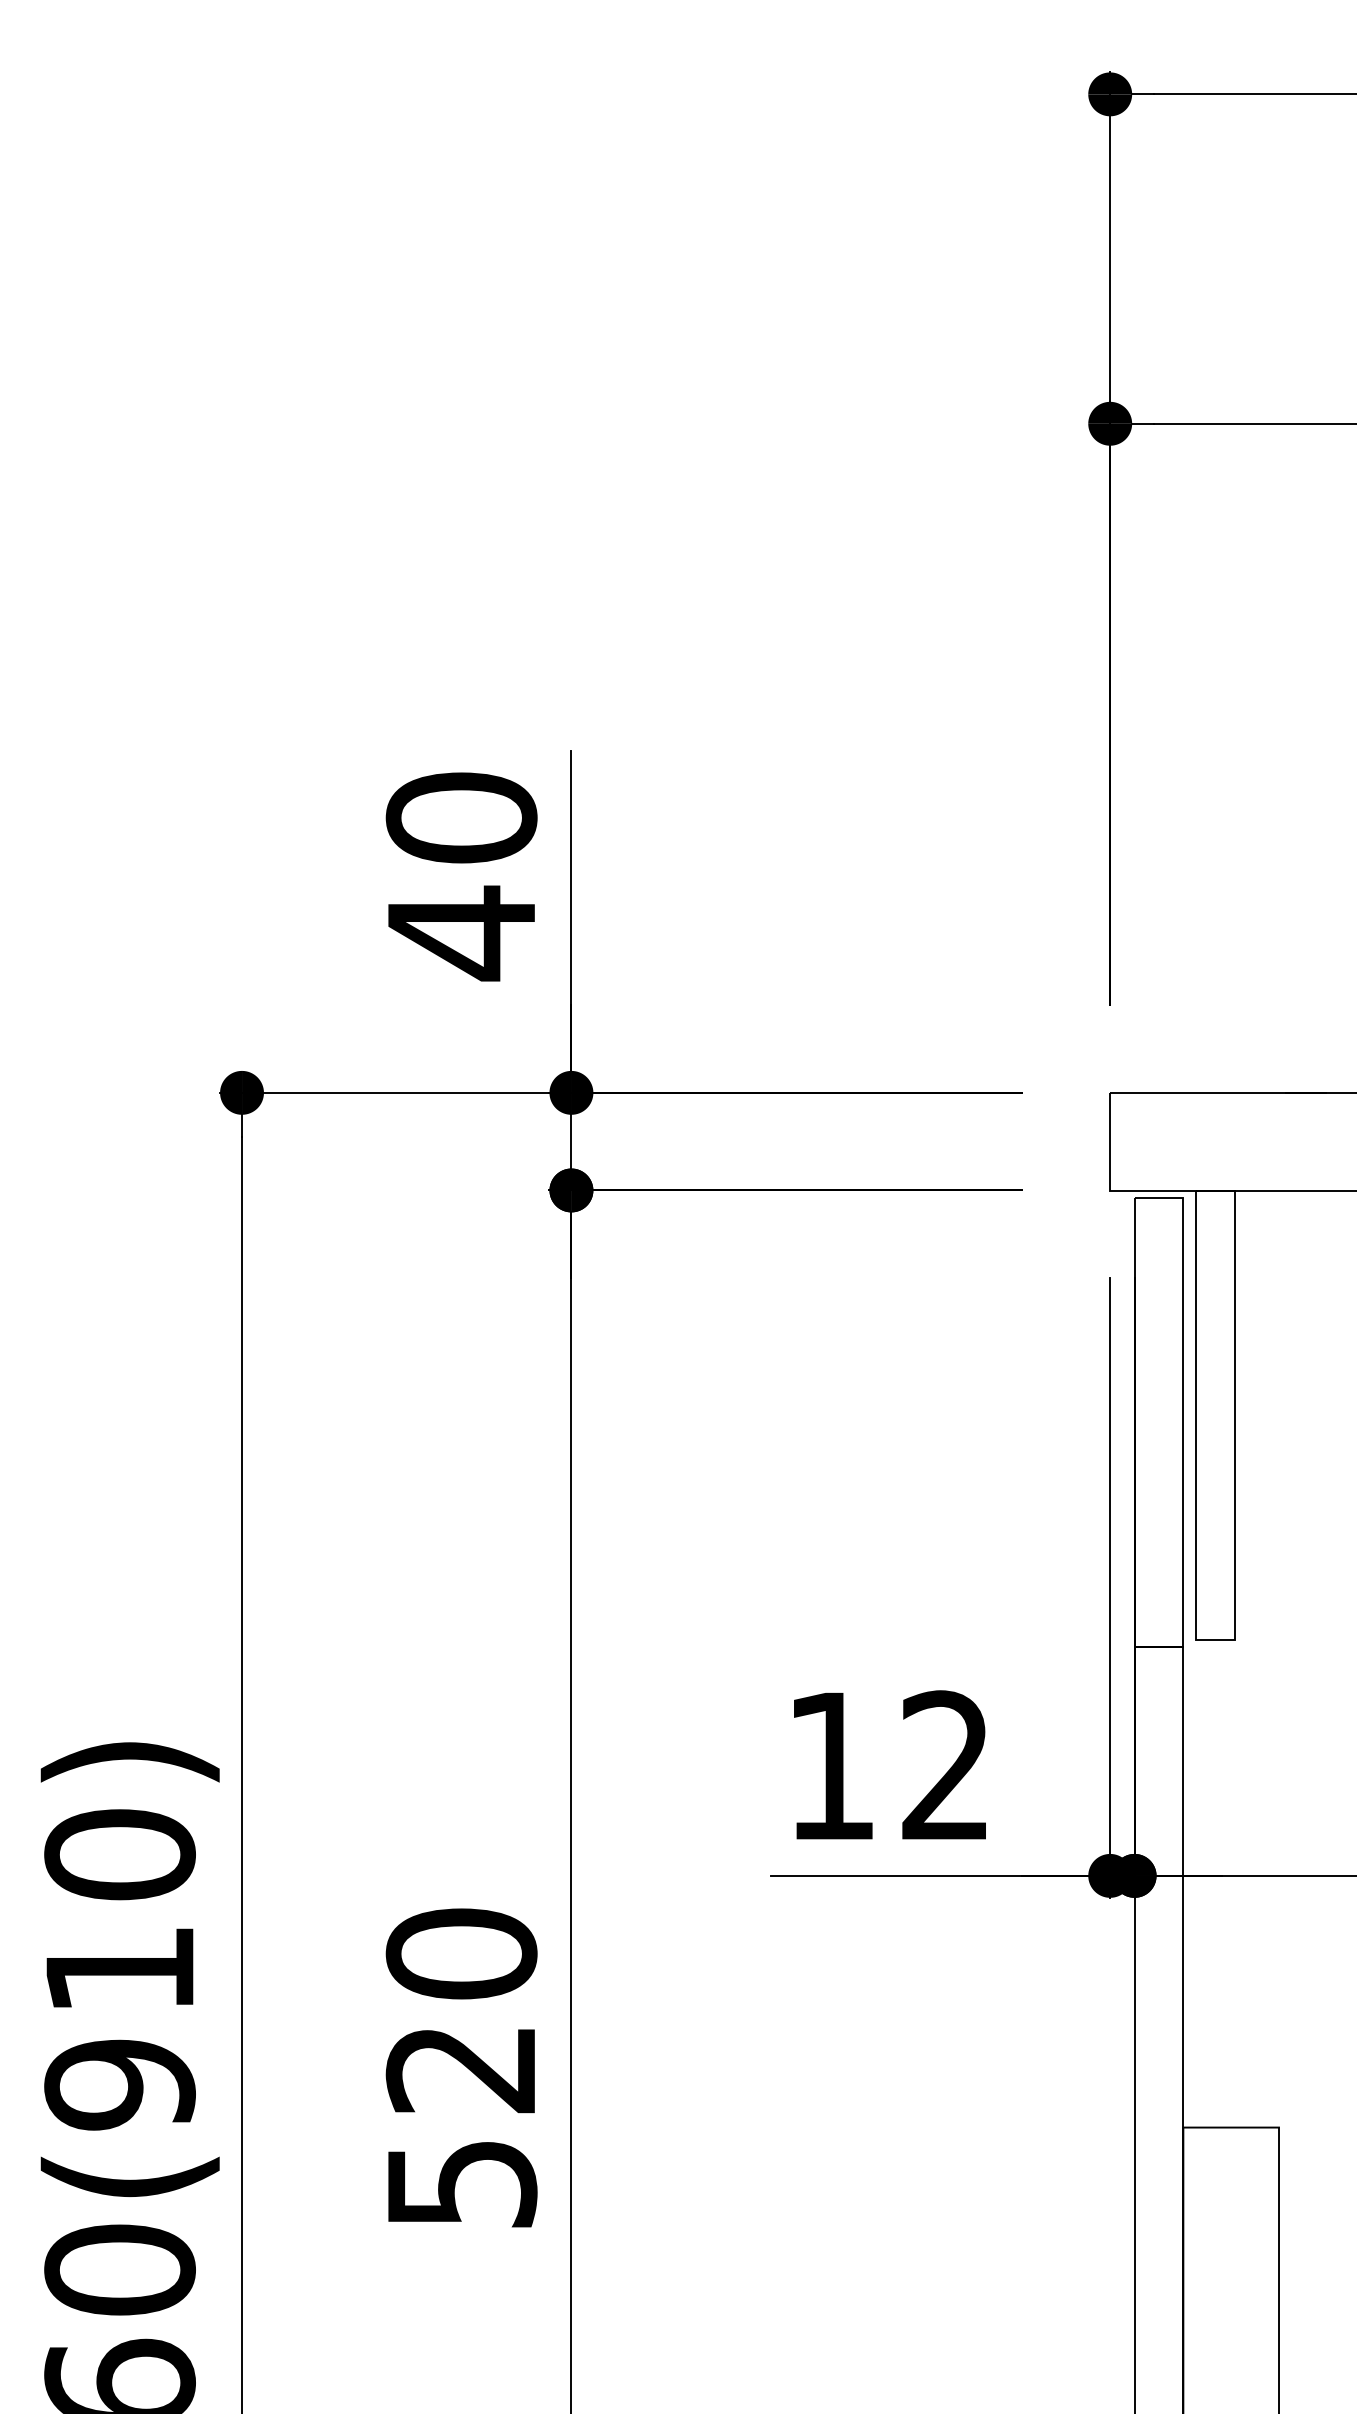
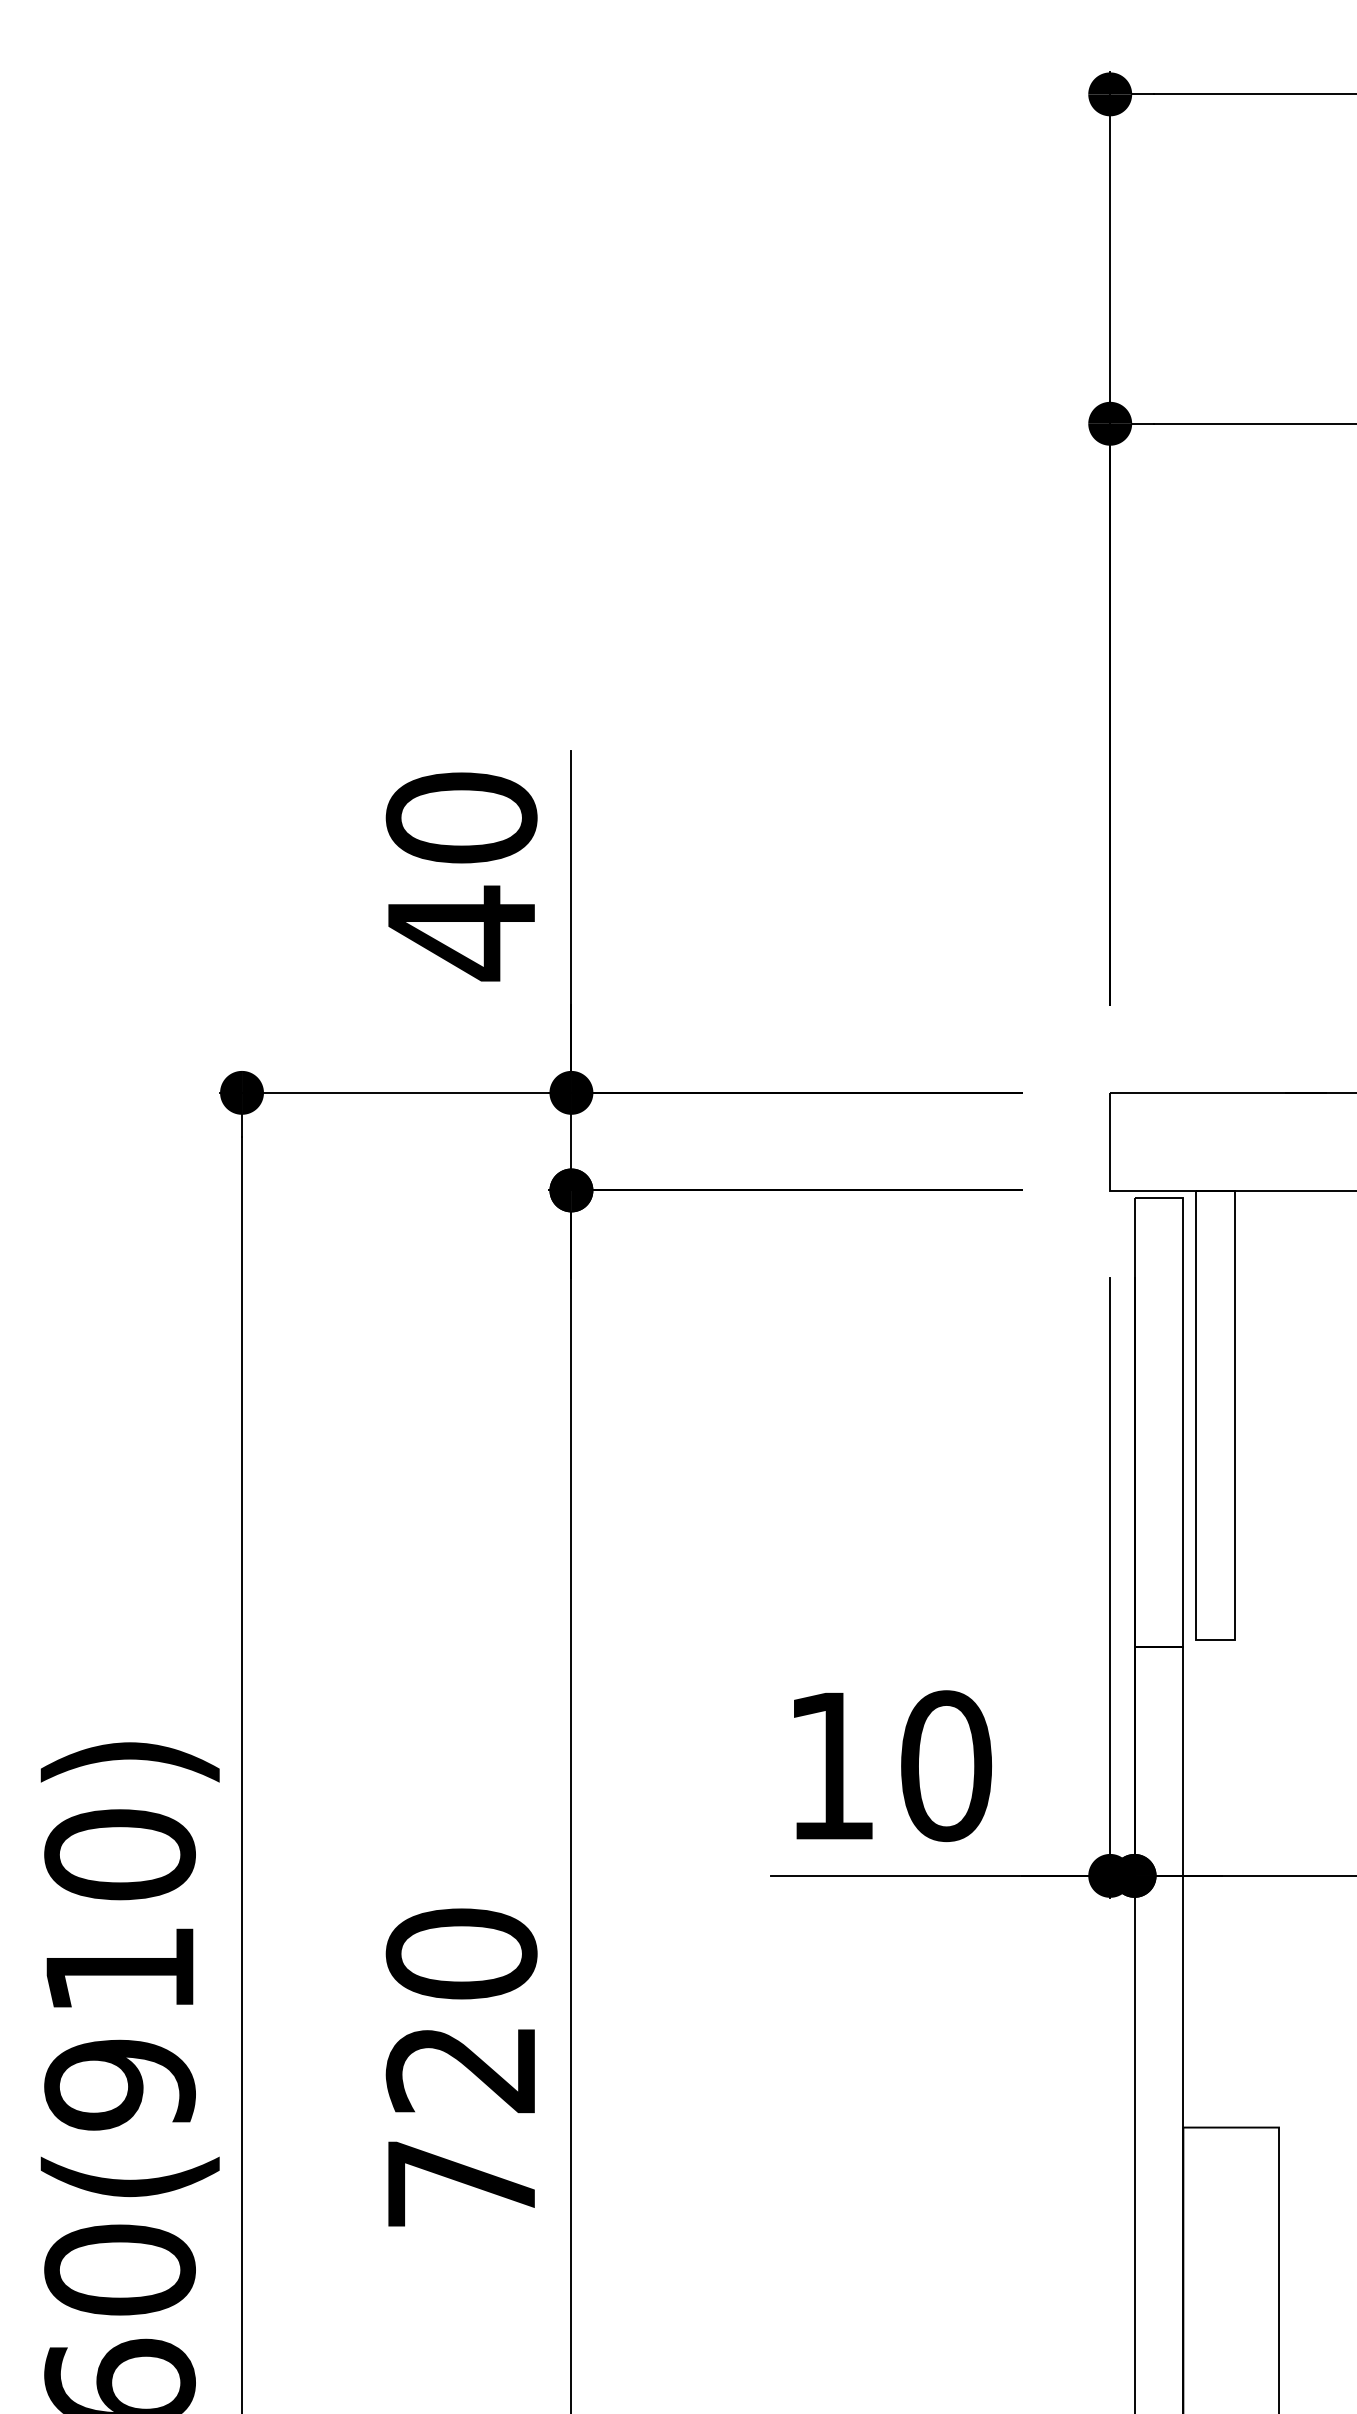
text: 12 -> 10 (946, 1766)
text: 520 -> 720 (462, 2184)
